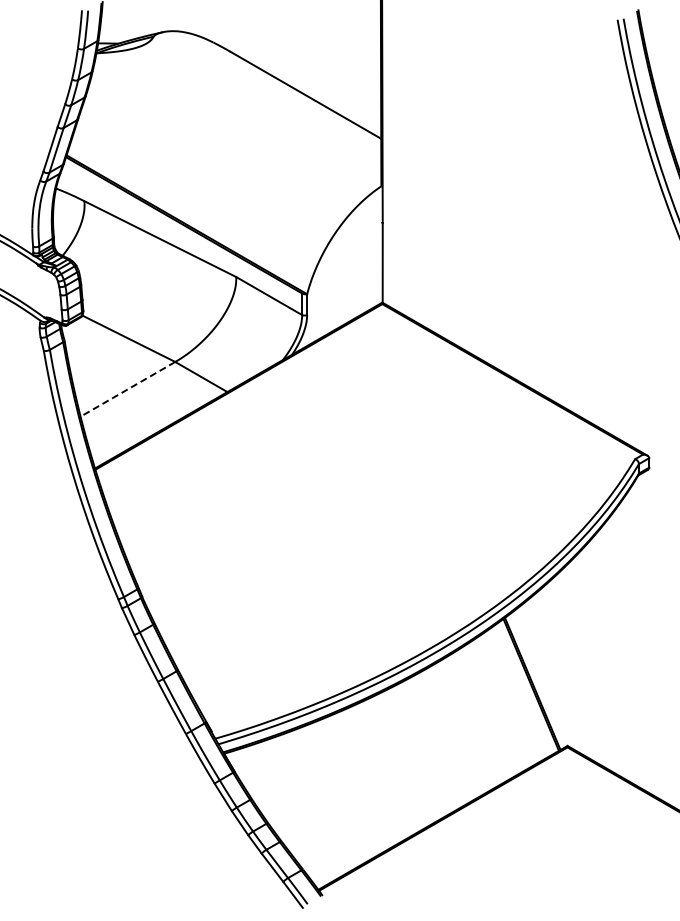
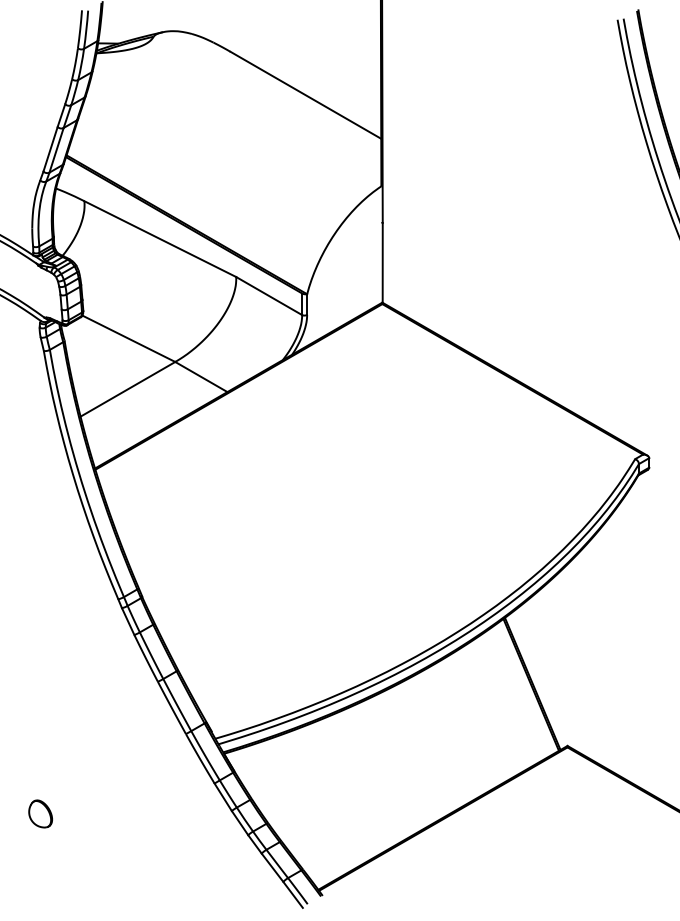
line: dashed -> solid (127, 389)
part: none -> present (40, 813)
